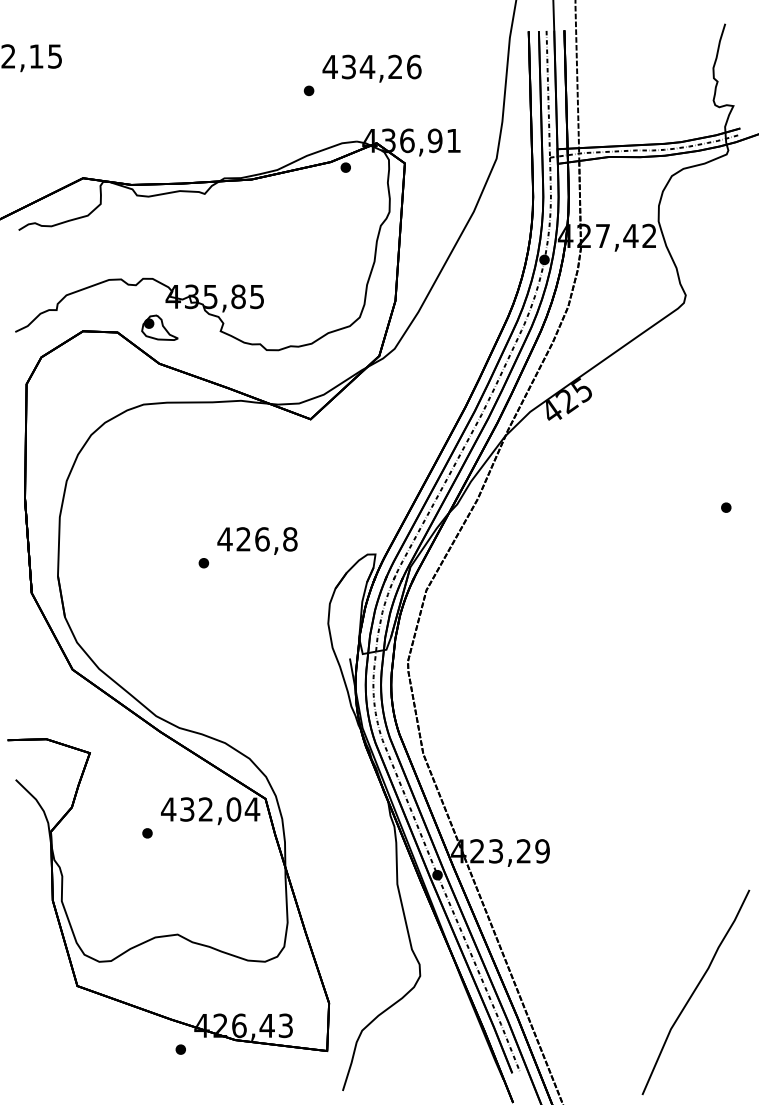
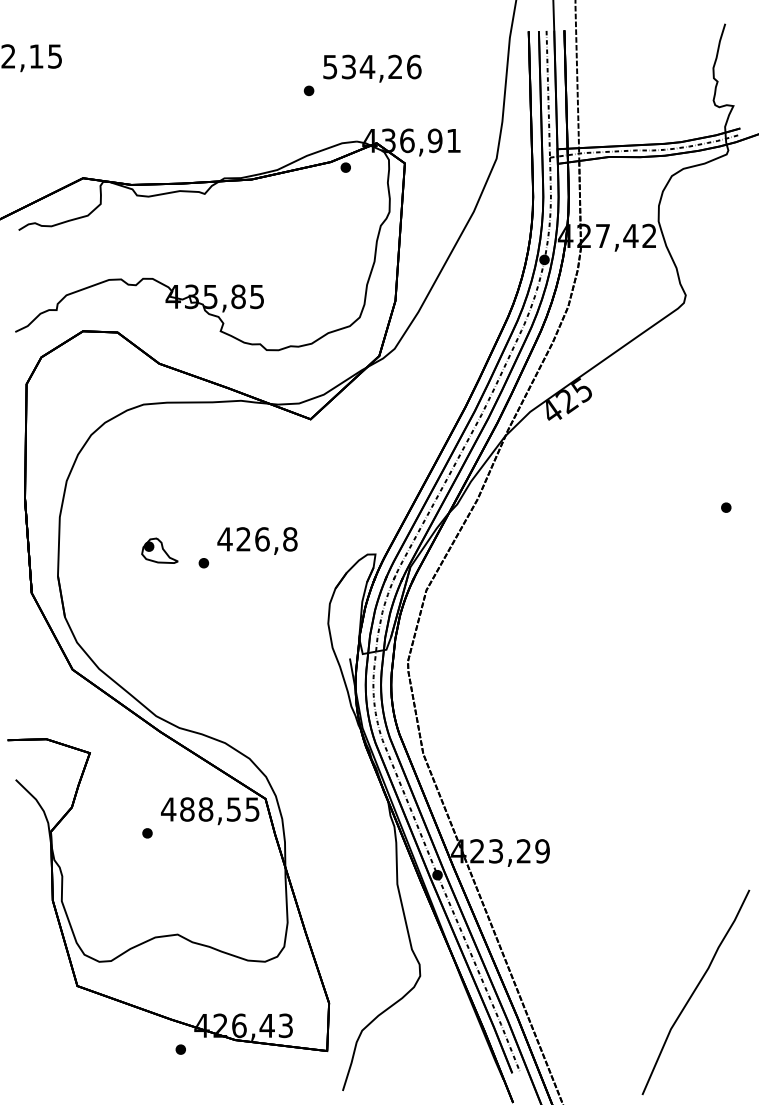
text: 434,26 -> 534,26 (329, 67)
part position: (159, 327) -> (159, 550) (159, 550)
text: 432,04 -> 488,55 (220, 809)
